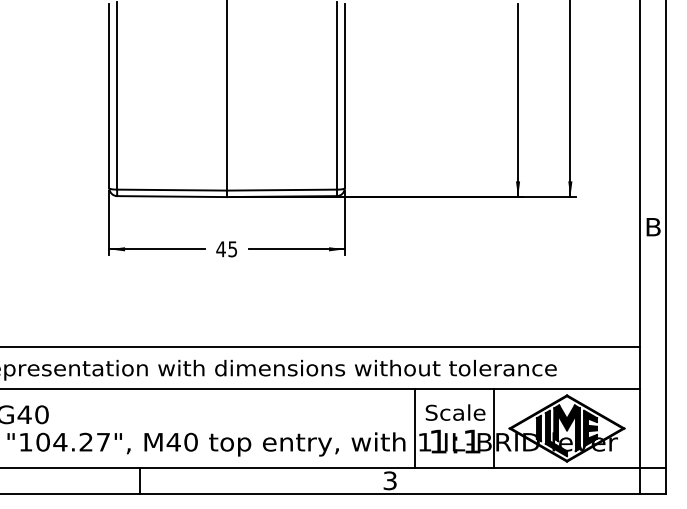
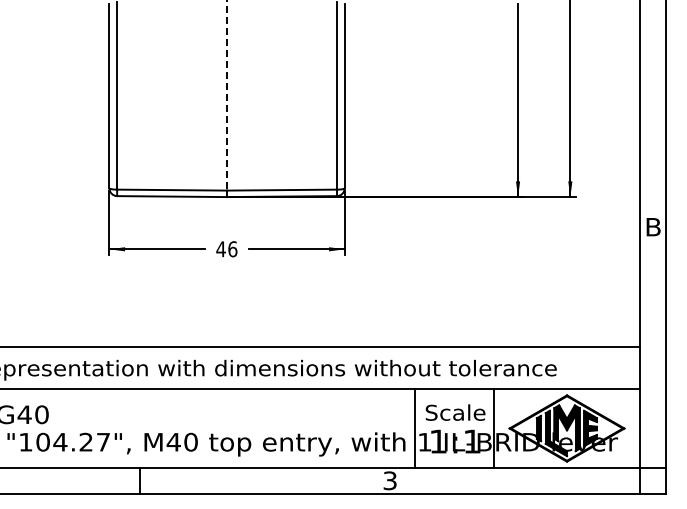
line: solid -> dashed (227, 96)
text: 45 -> 46 (232, 249)
